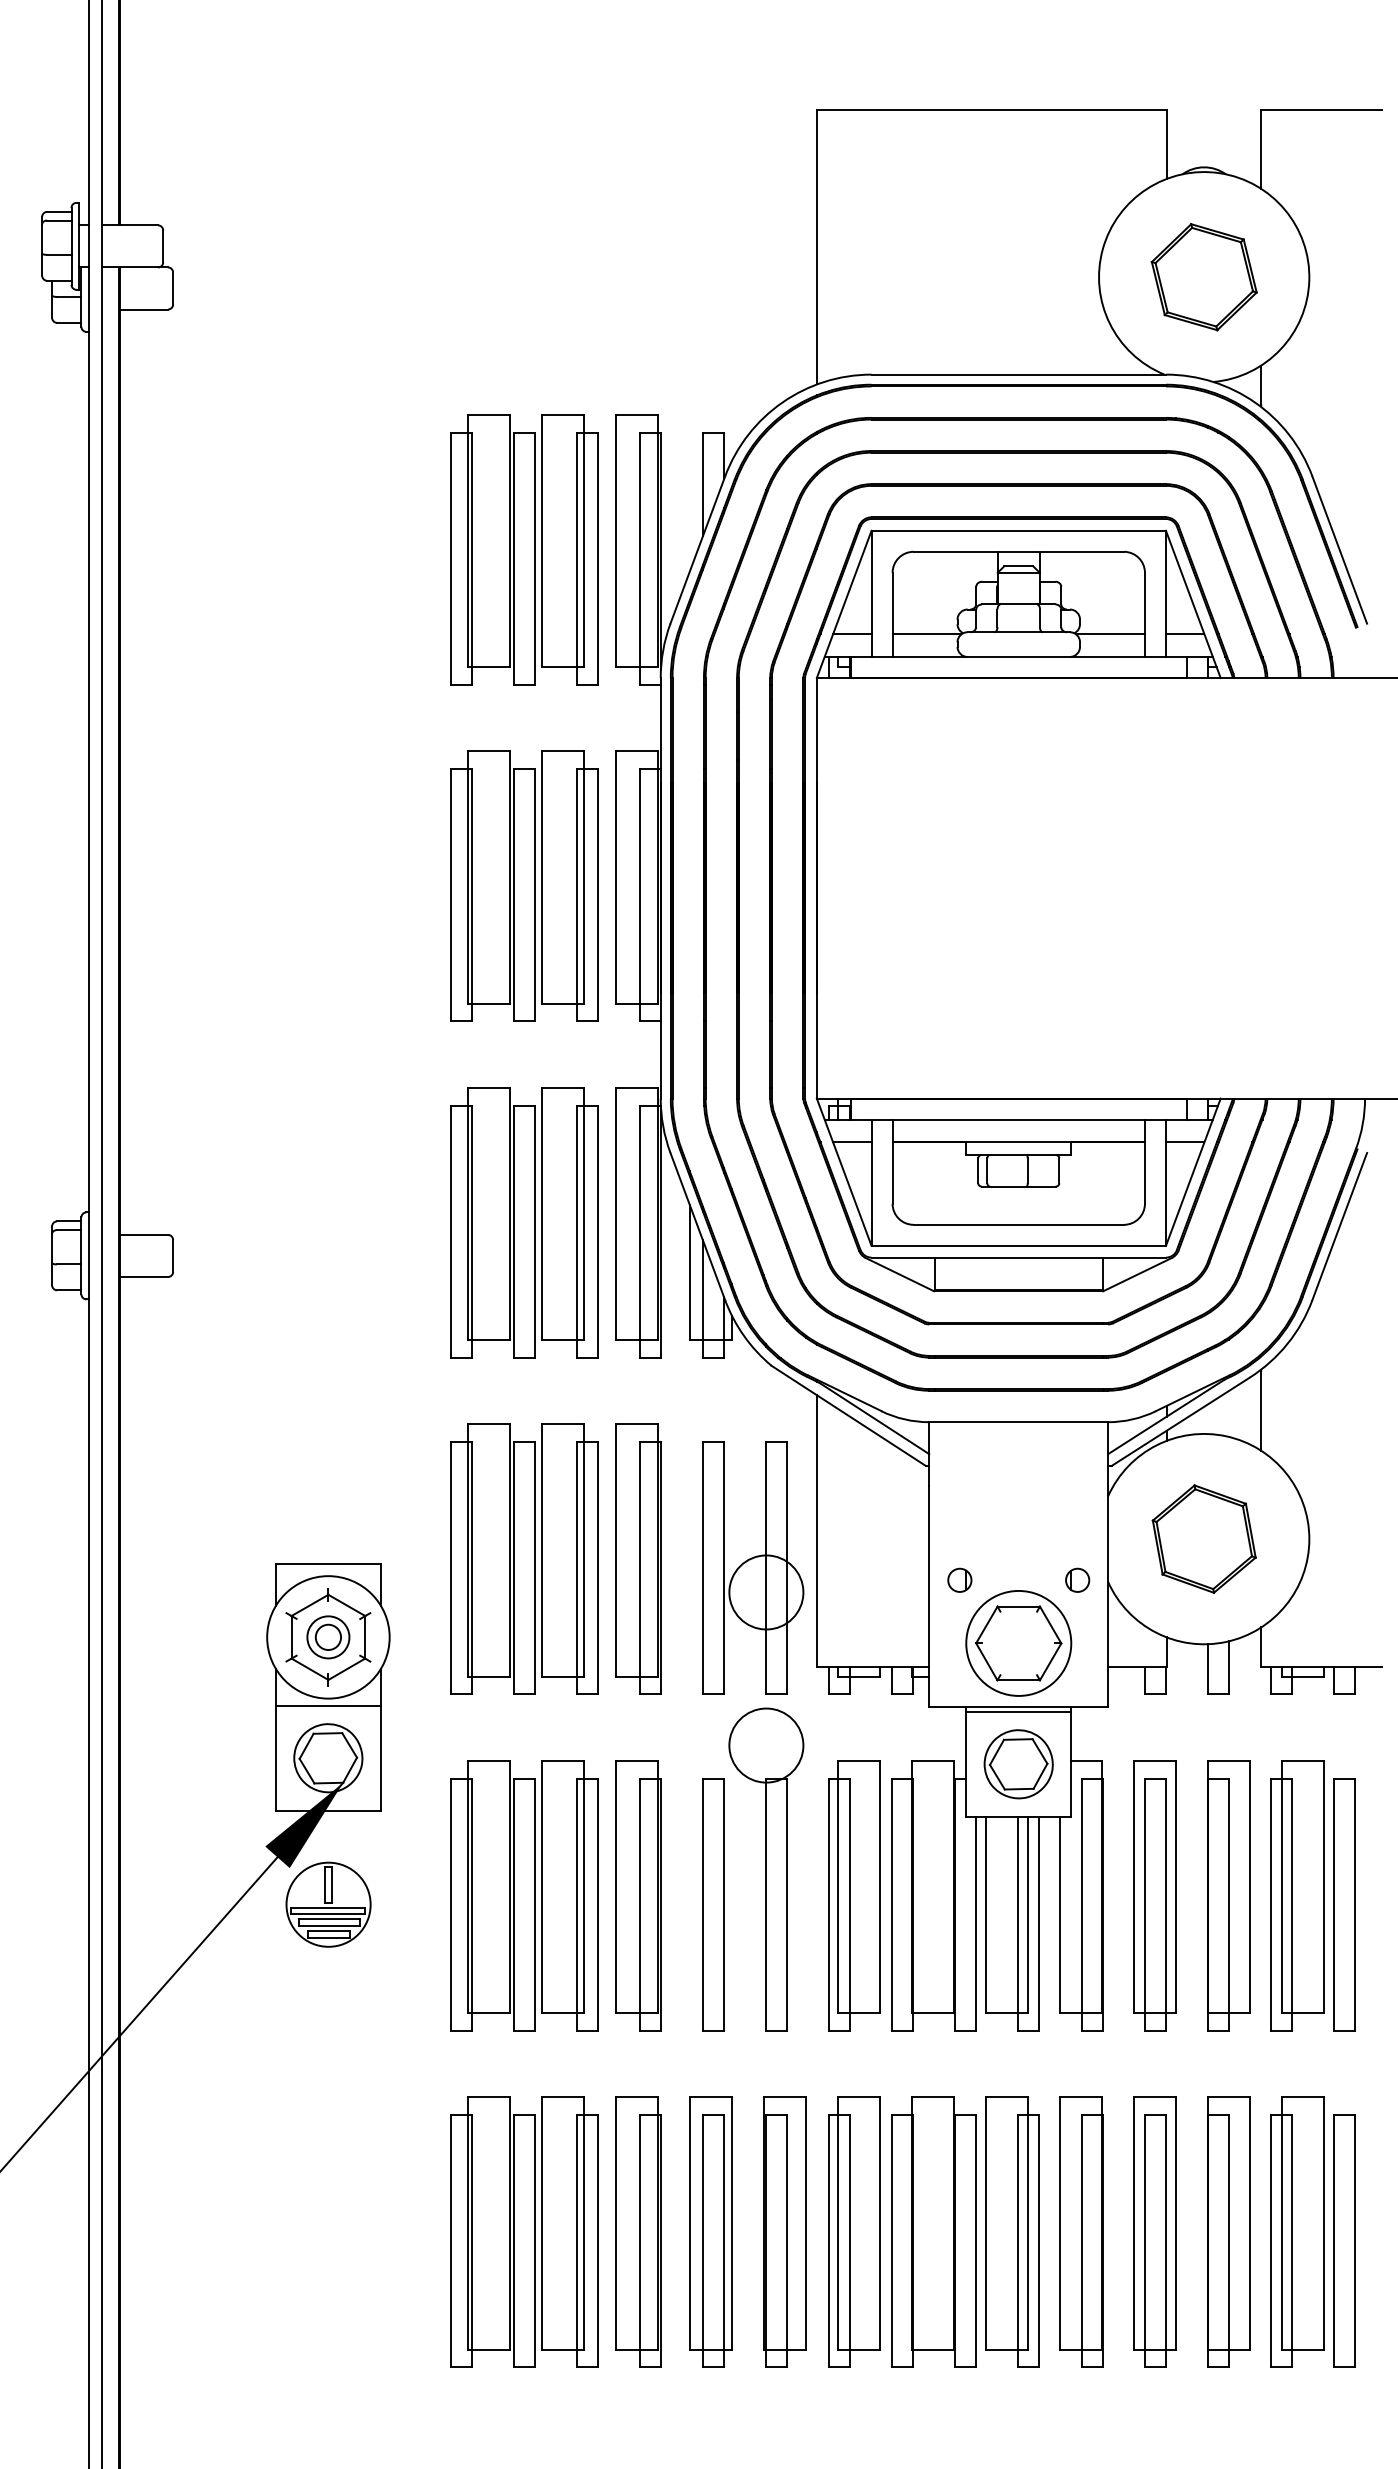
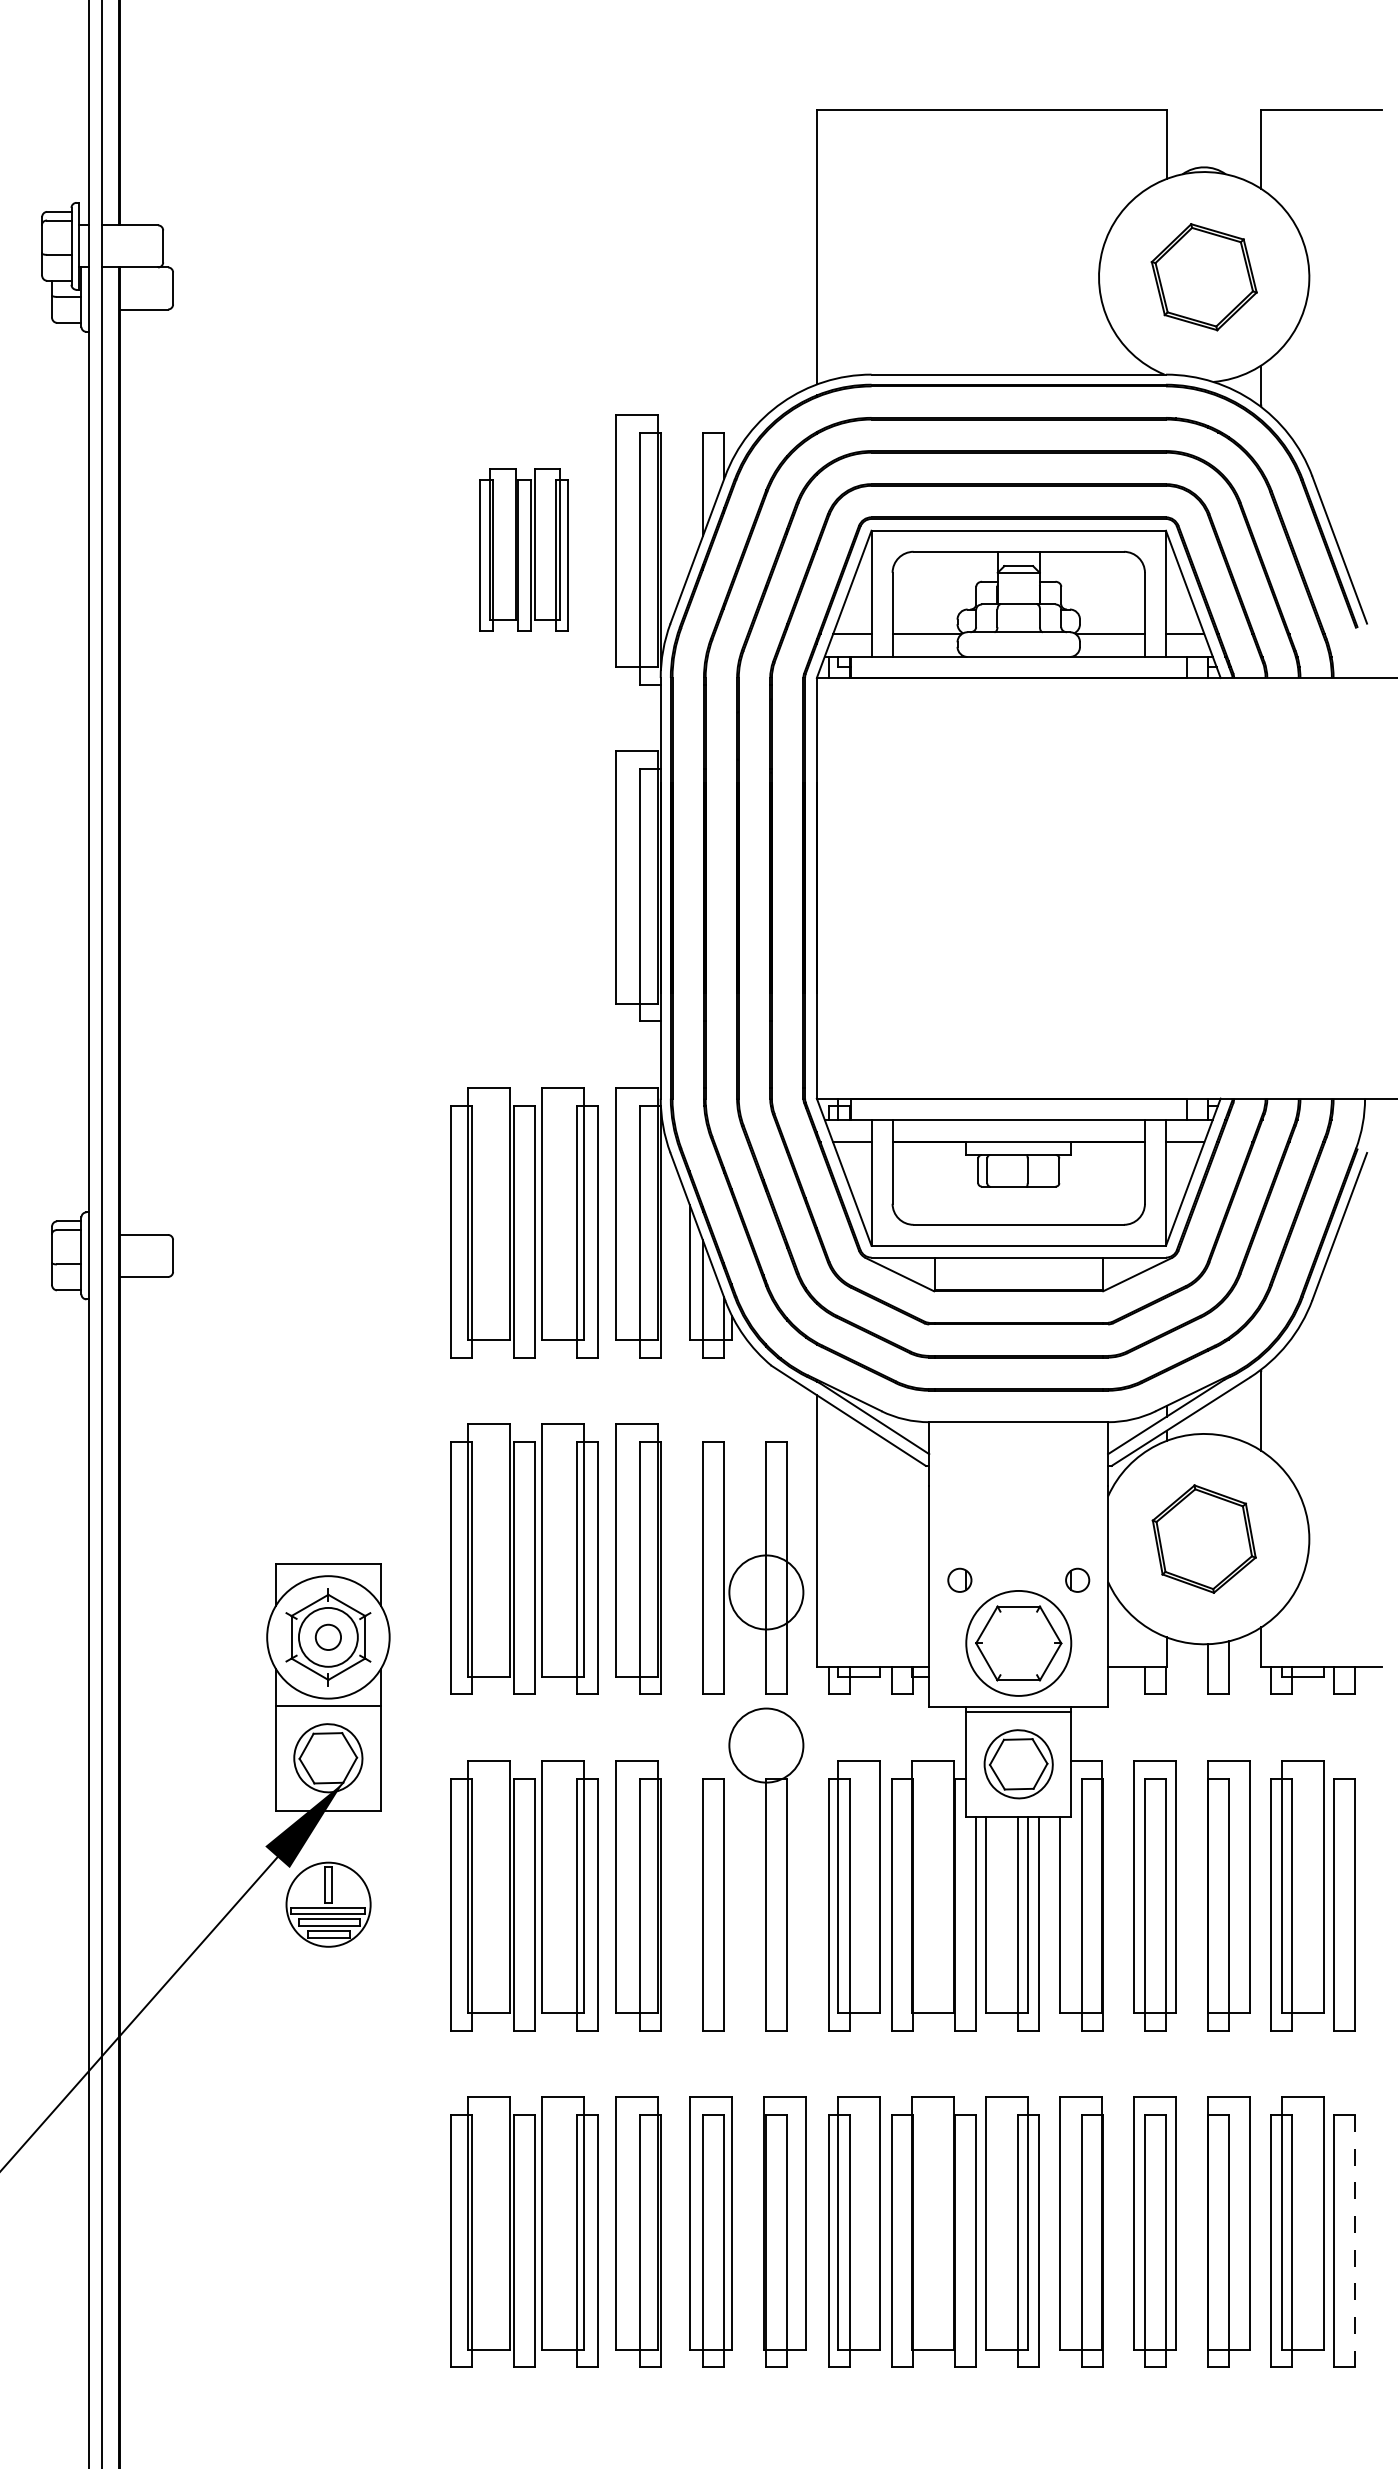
part size: 149x272 px -> 90x164 px (523, 549)
part: present -> none (524, 885)
circle diameter: 42 px -> 59 px (327, 1636)
line: solid -> dashed (1354, 2241)
